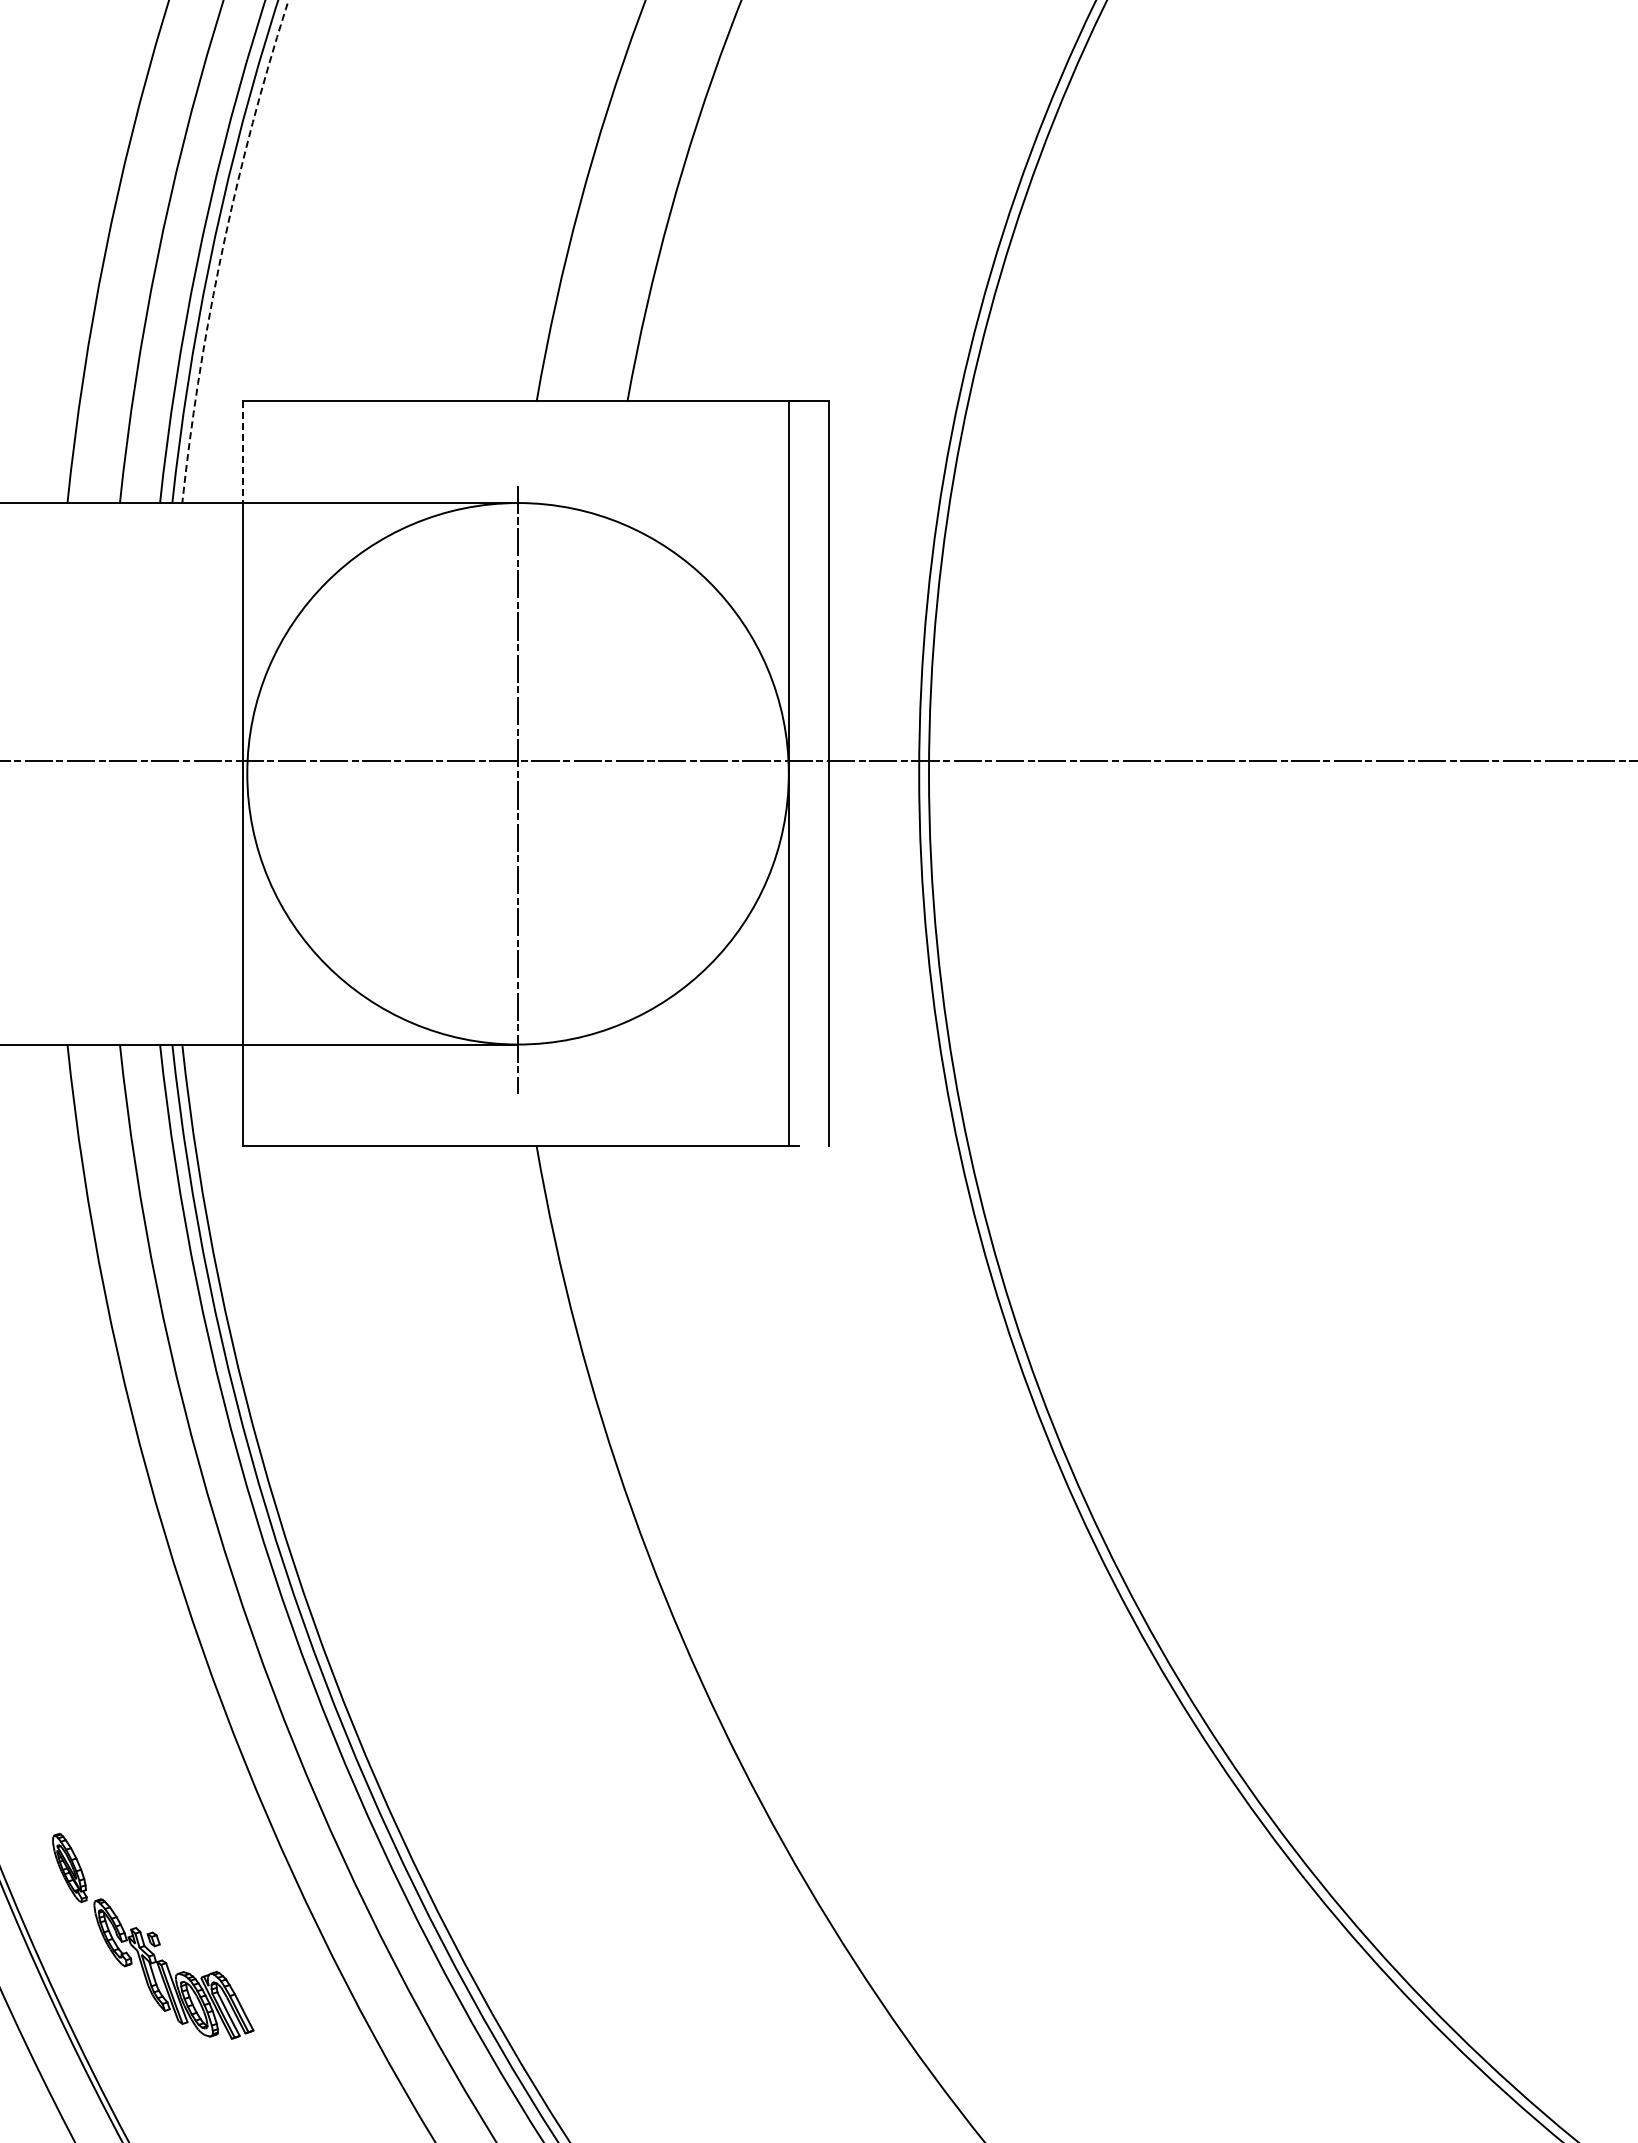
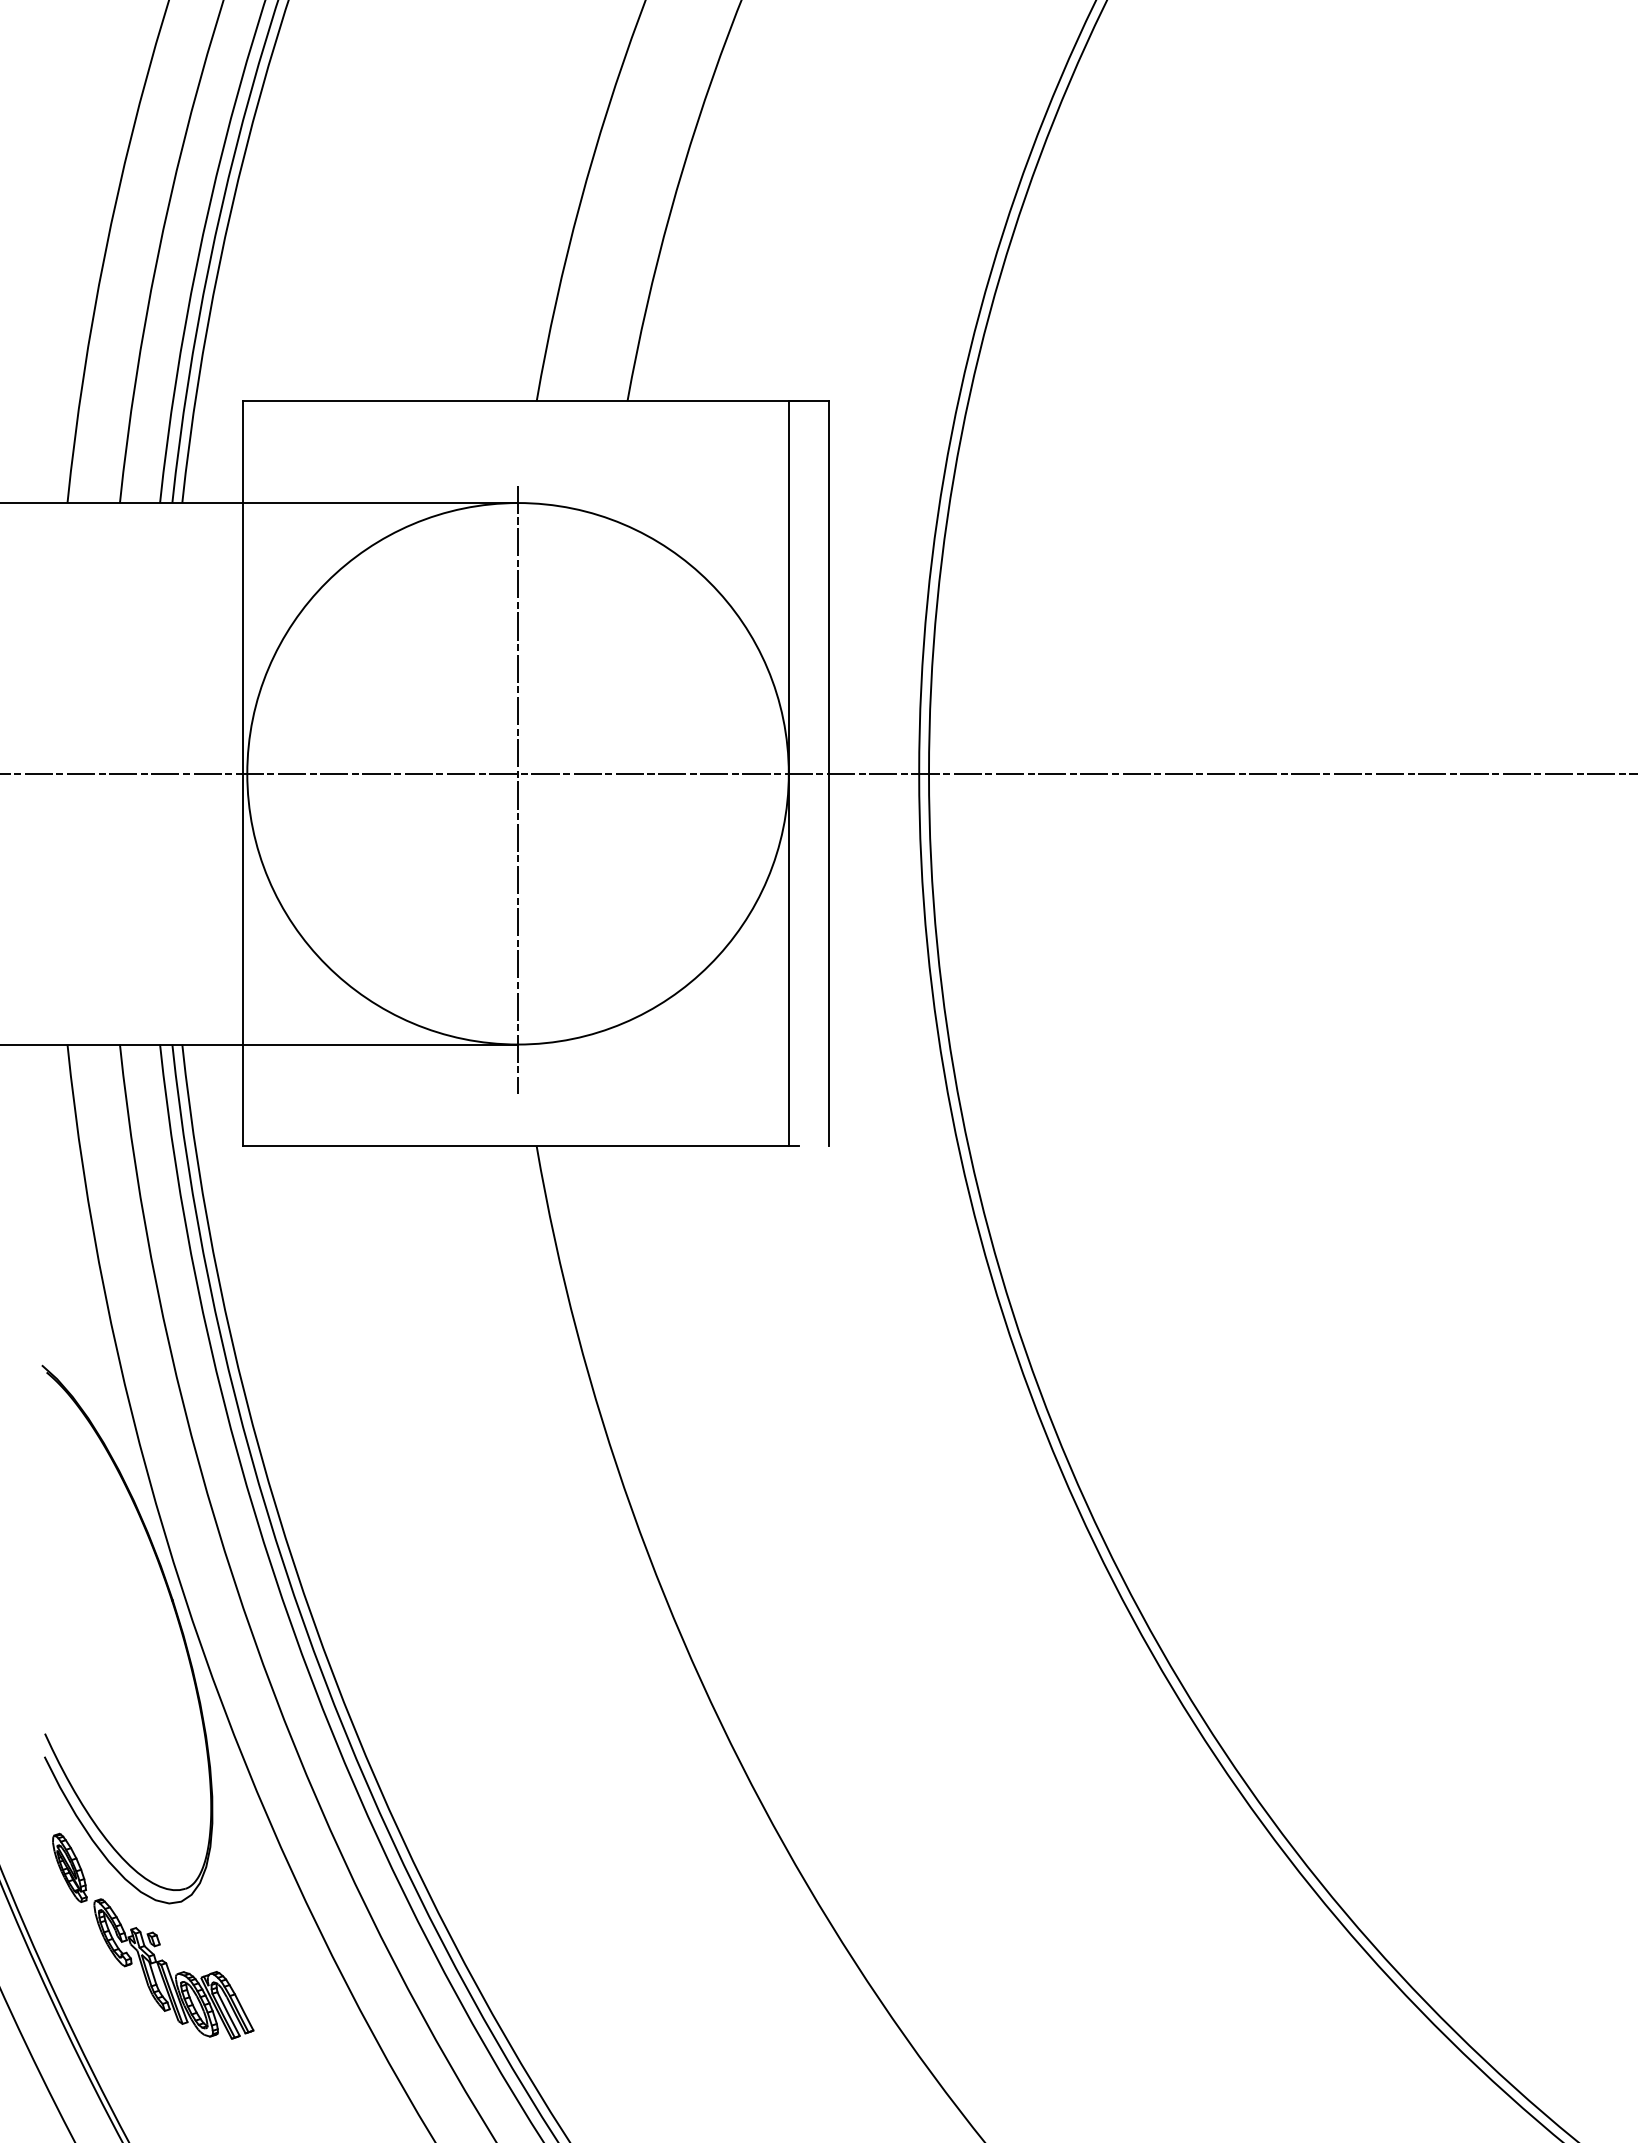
arc: dashed -> solid (222, 248)
line: dashed -> solid (242, 452)
line position: (818, 760) -> (818, 773) (818, 773)
part: none -> present (176, 1618)
